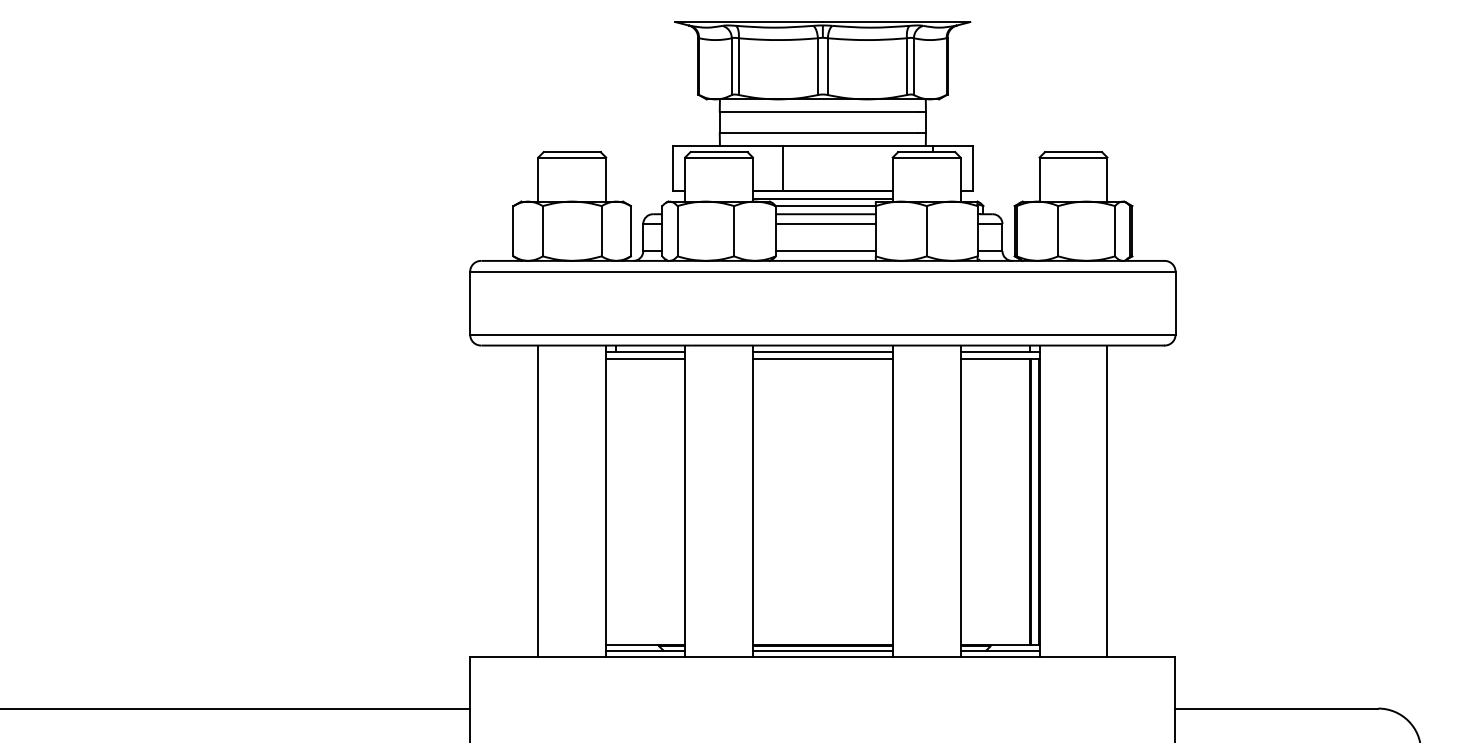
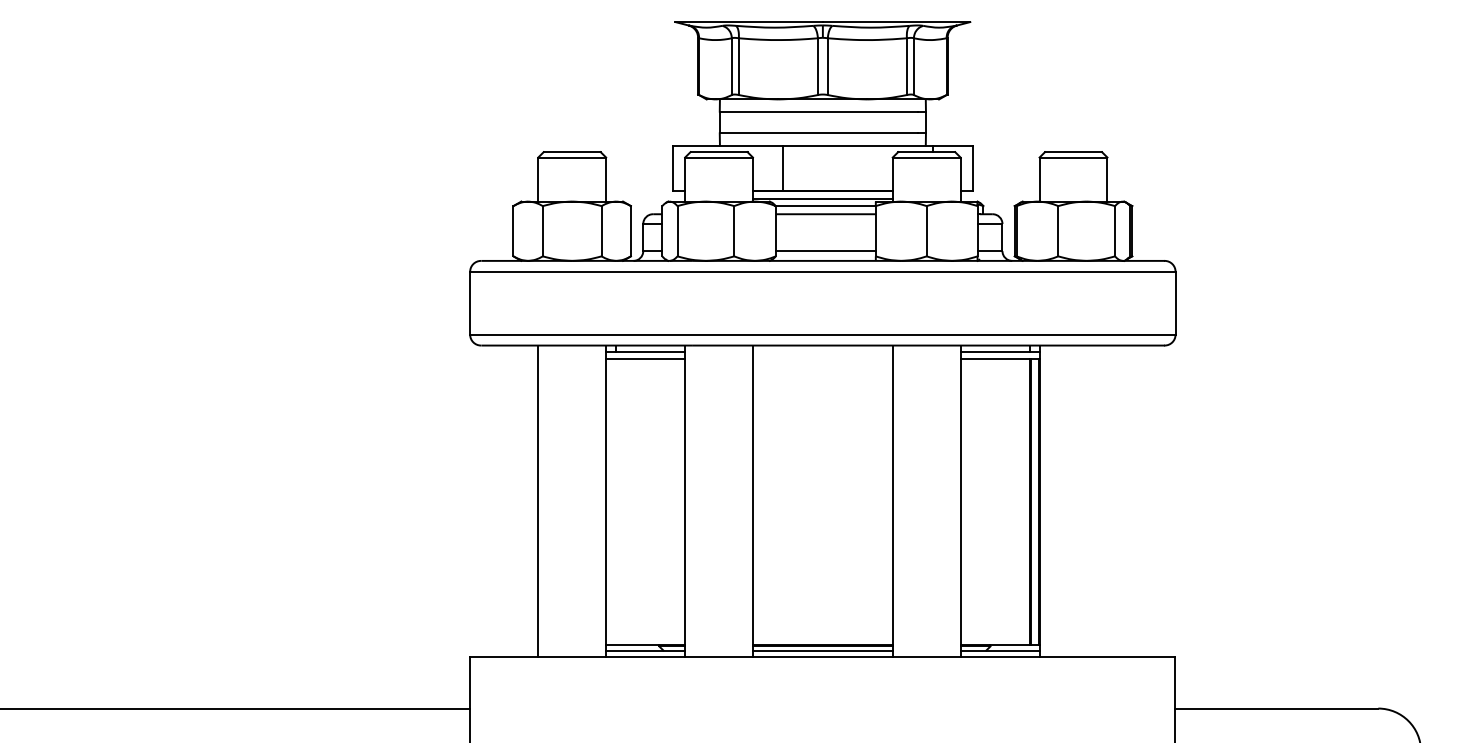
line: present -> none (825, 224)
line: present -> none (822, 352)
line: present -> none (822, 359)
line: present -> none (1107, 501)
